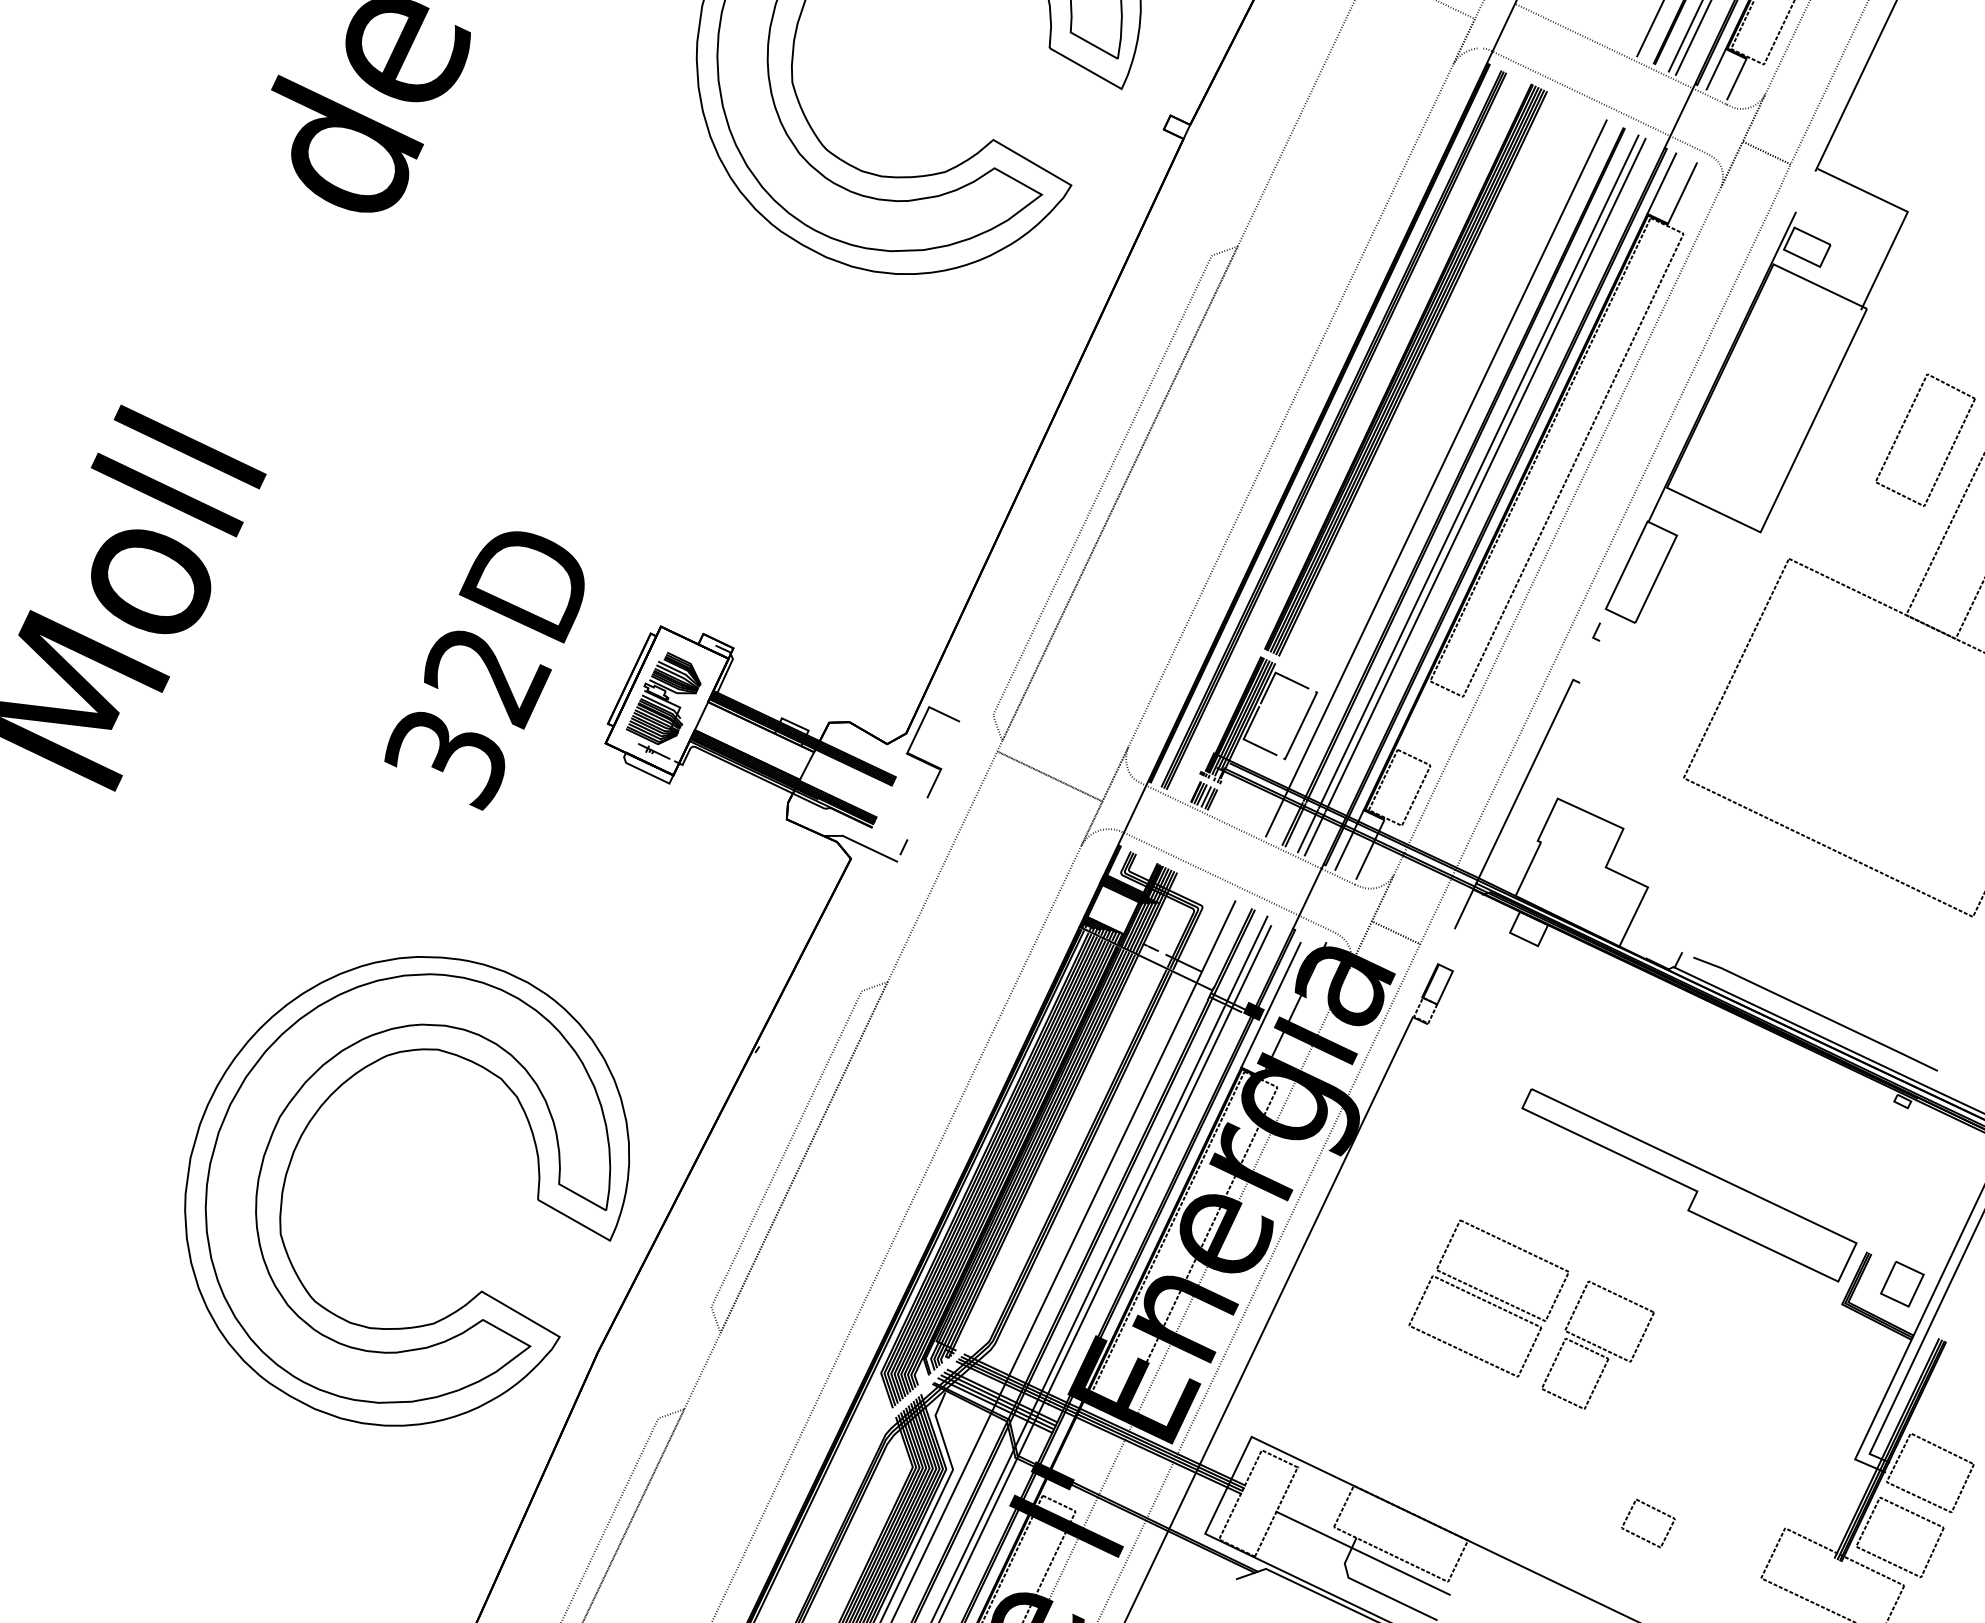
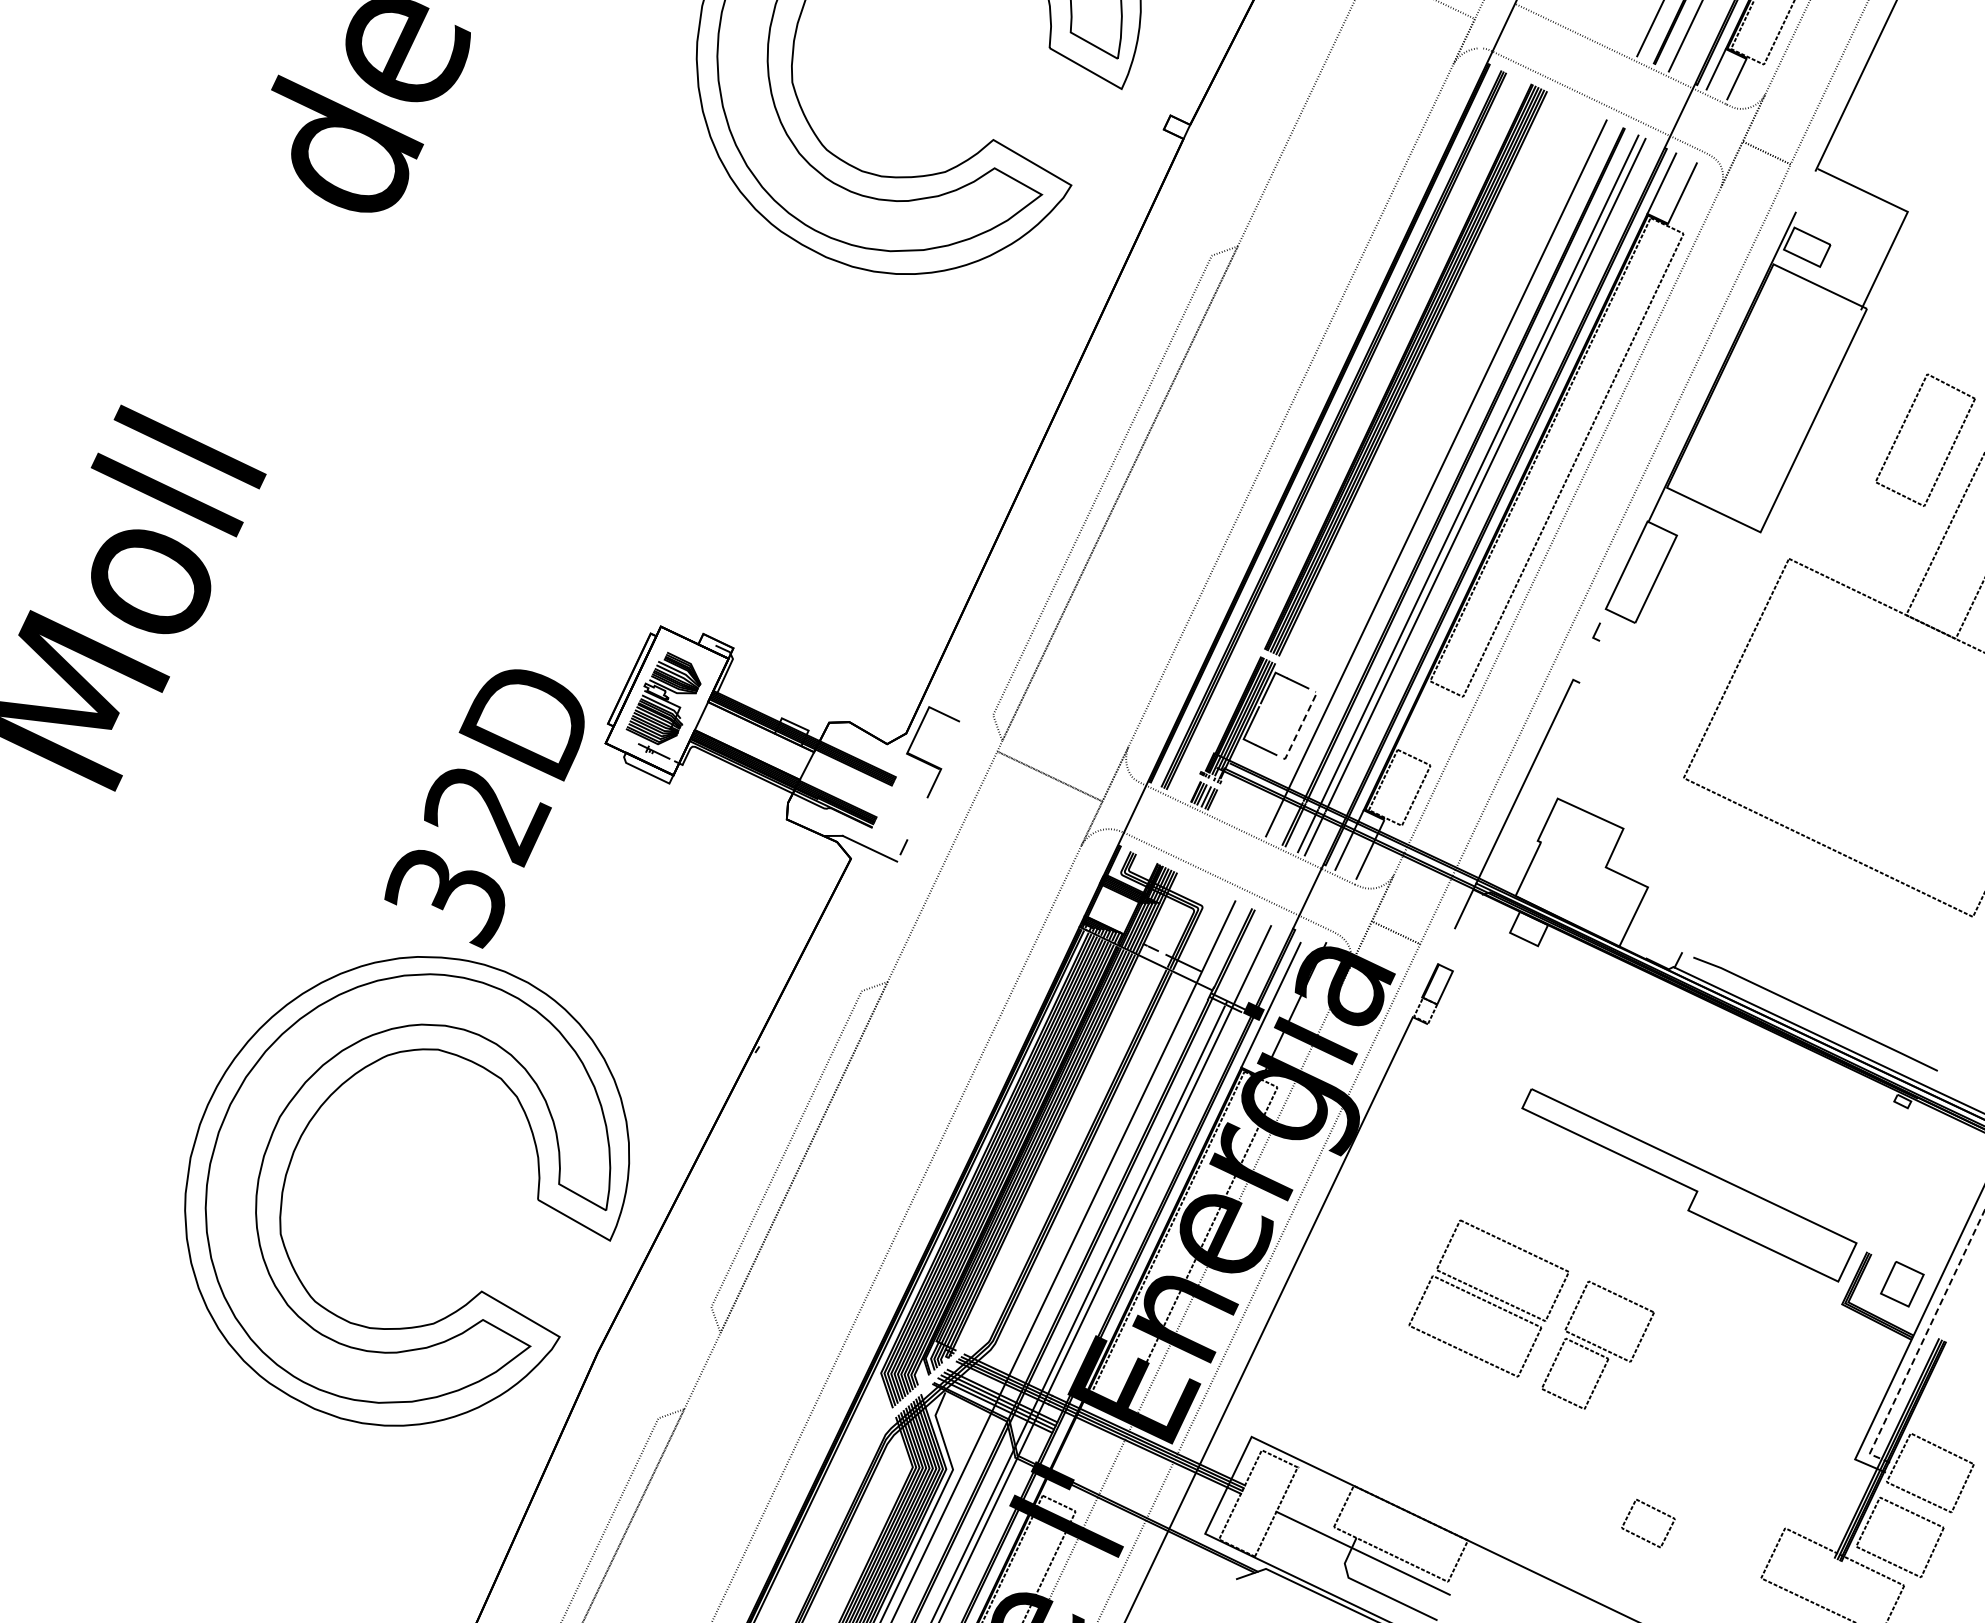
line: present -> none (1692, 38)
text position: (484, 670) -> (484, 808) (484, 808)
line: solid -> dashed (1301, 725)
line: present -> none (1247, 957)
line: solid -> dashed (1922, 1342)
